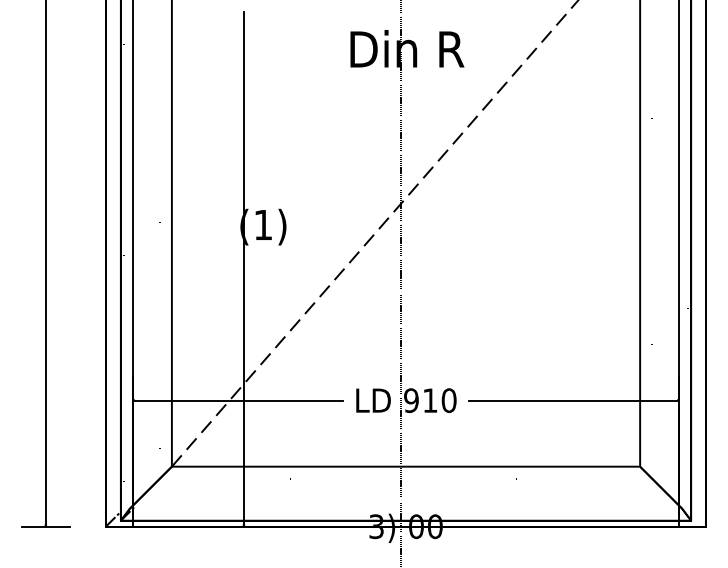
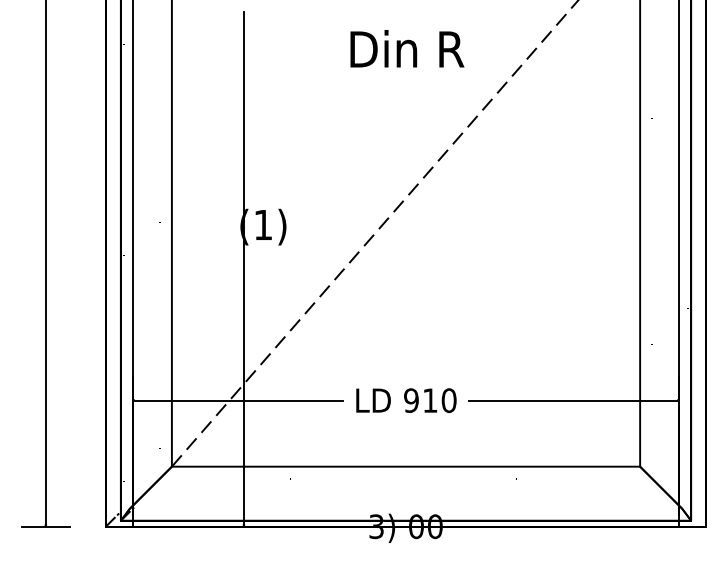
line: present -> none (400, 283)
